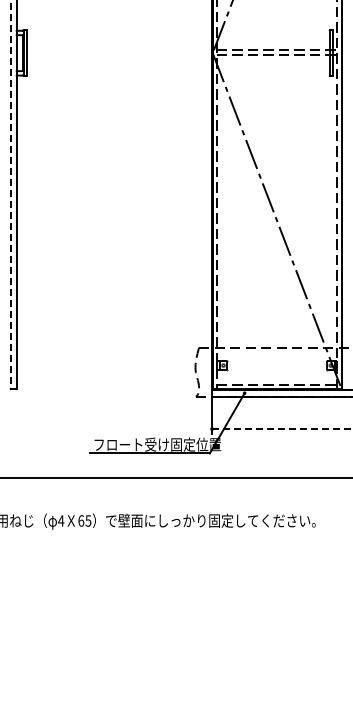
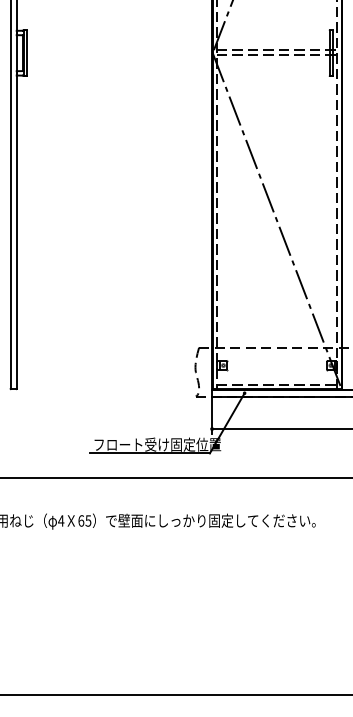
line: dashed -> solid (10, 195)
line: dashed -> solid (283, 429)
line: none -> present (175, 695)
